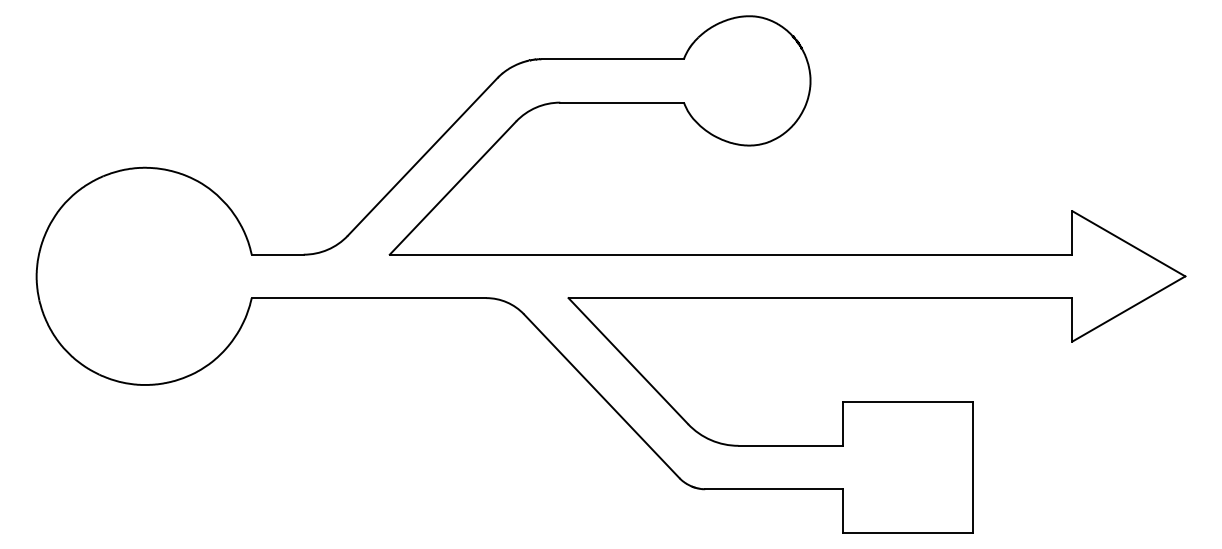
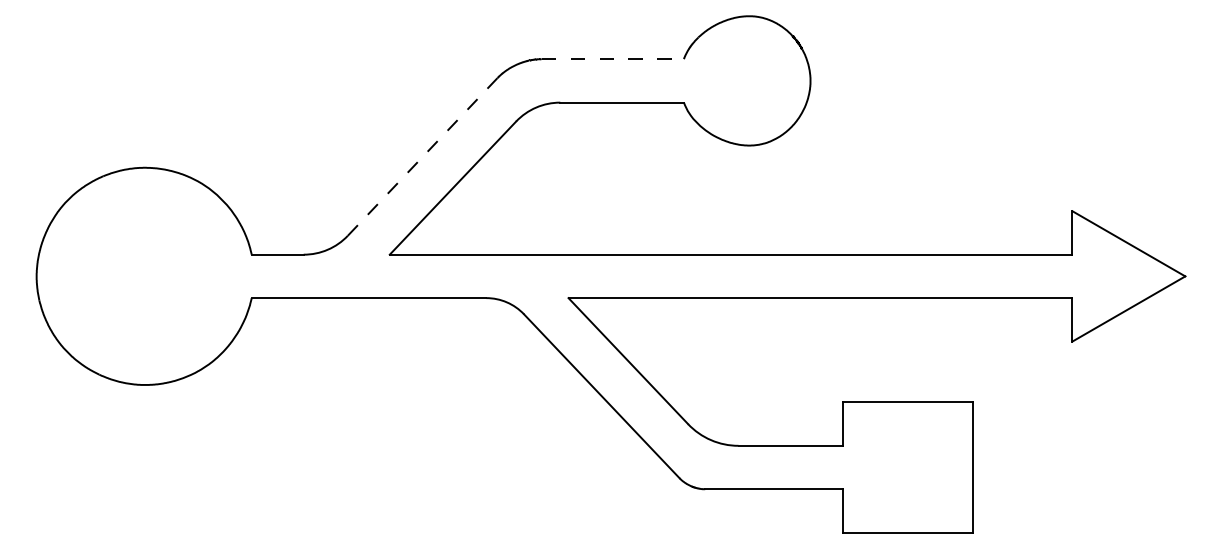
line: solid -> dashed (613, 59)
line: solid -> dashed (422, 156)
